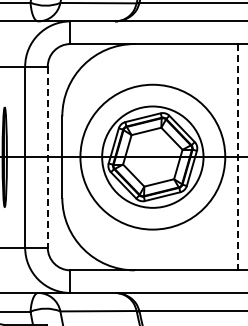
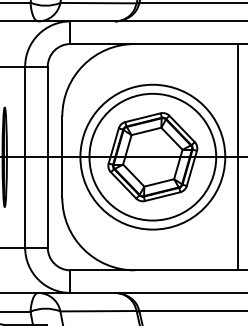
circle diameter: 101 px -> 127 px (152, 156)
line: dashed -> solid (47, 157)
line: dashed -> solid (237, 157)
